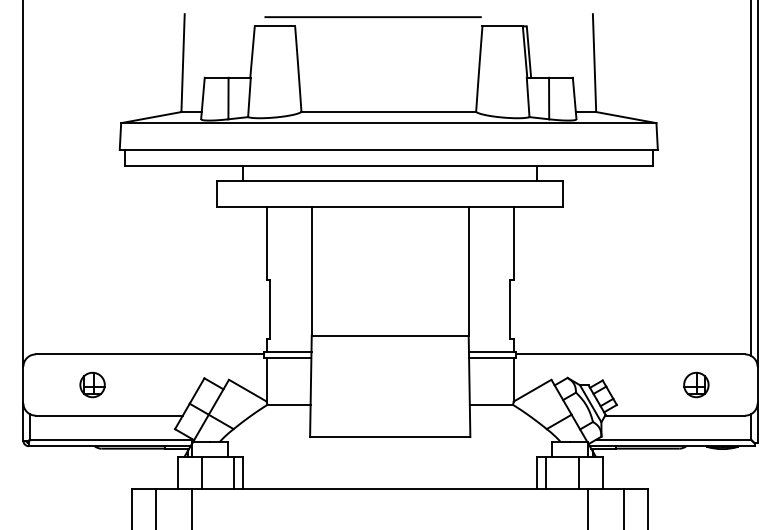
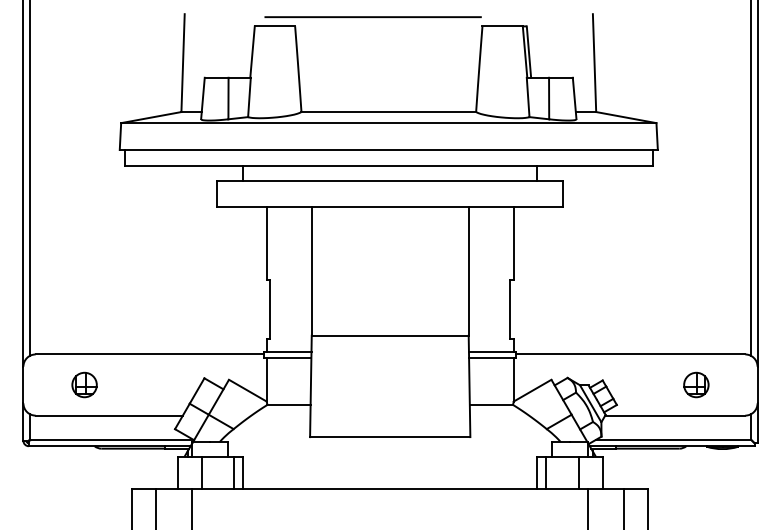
line: none -> present (30, 178)
part position: (92, 384) -> (84, 384) (84, 384)
